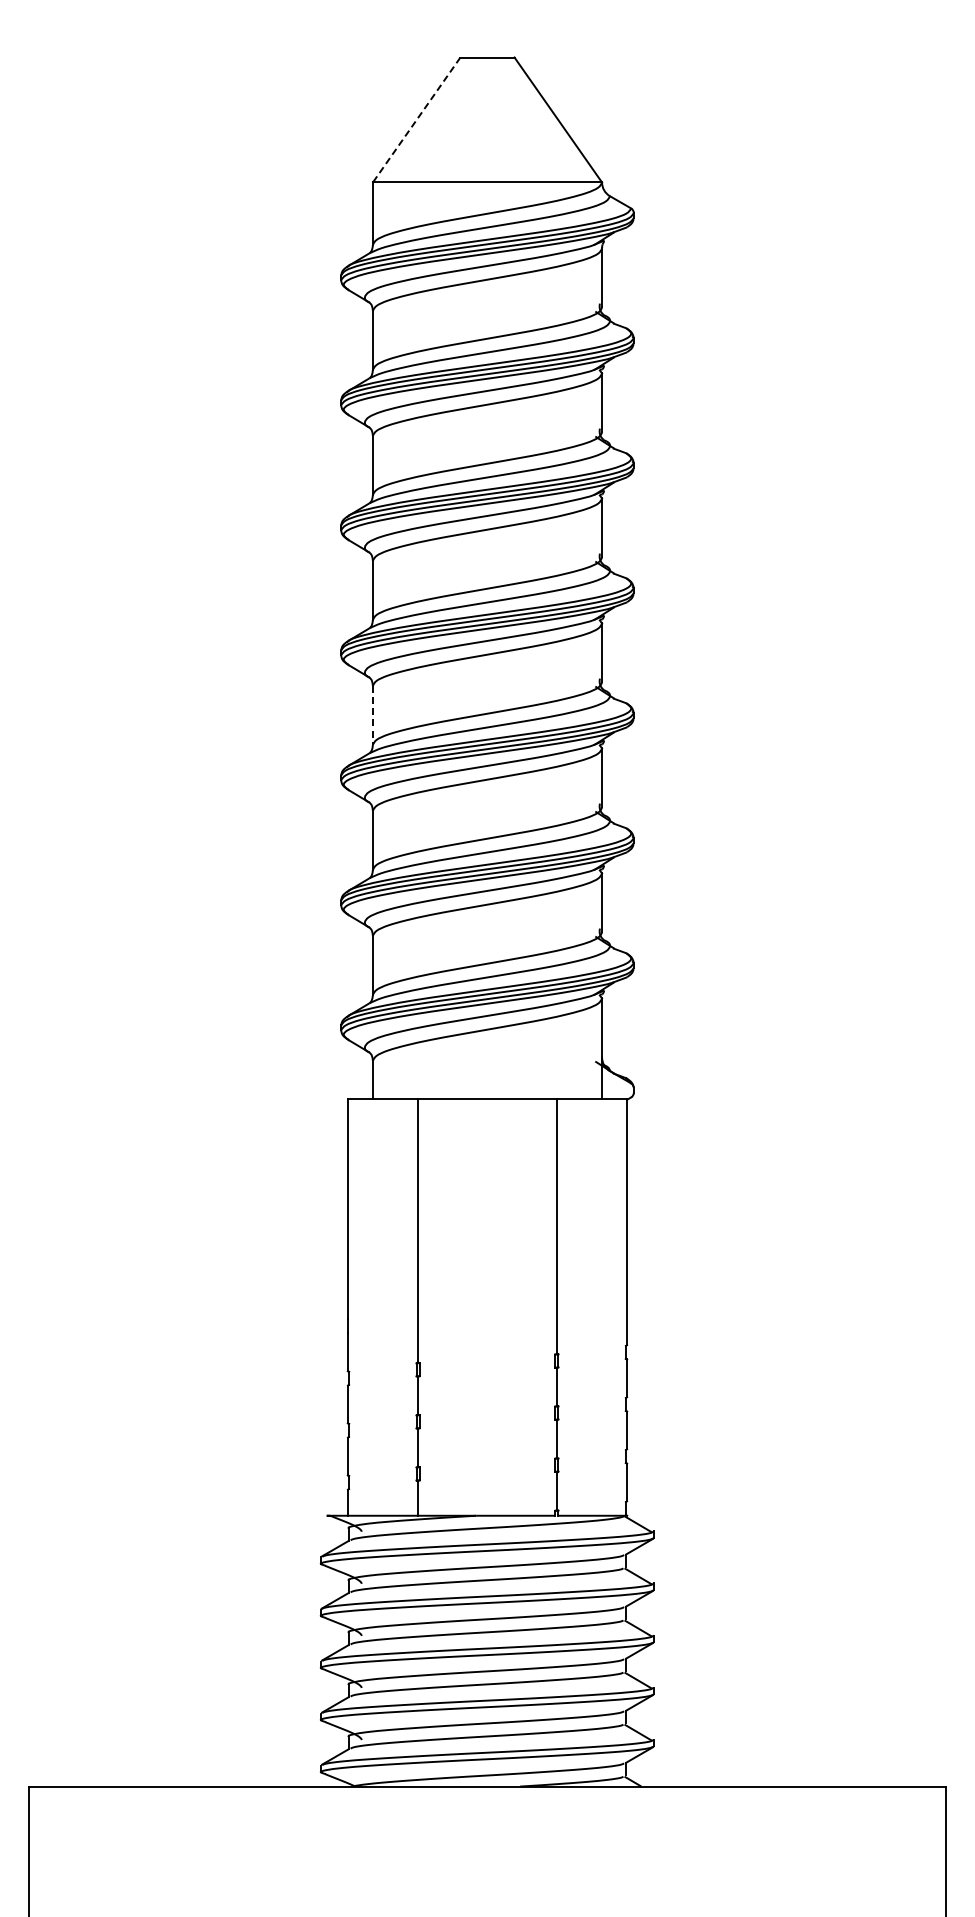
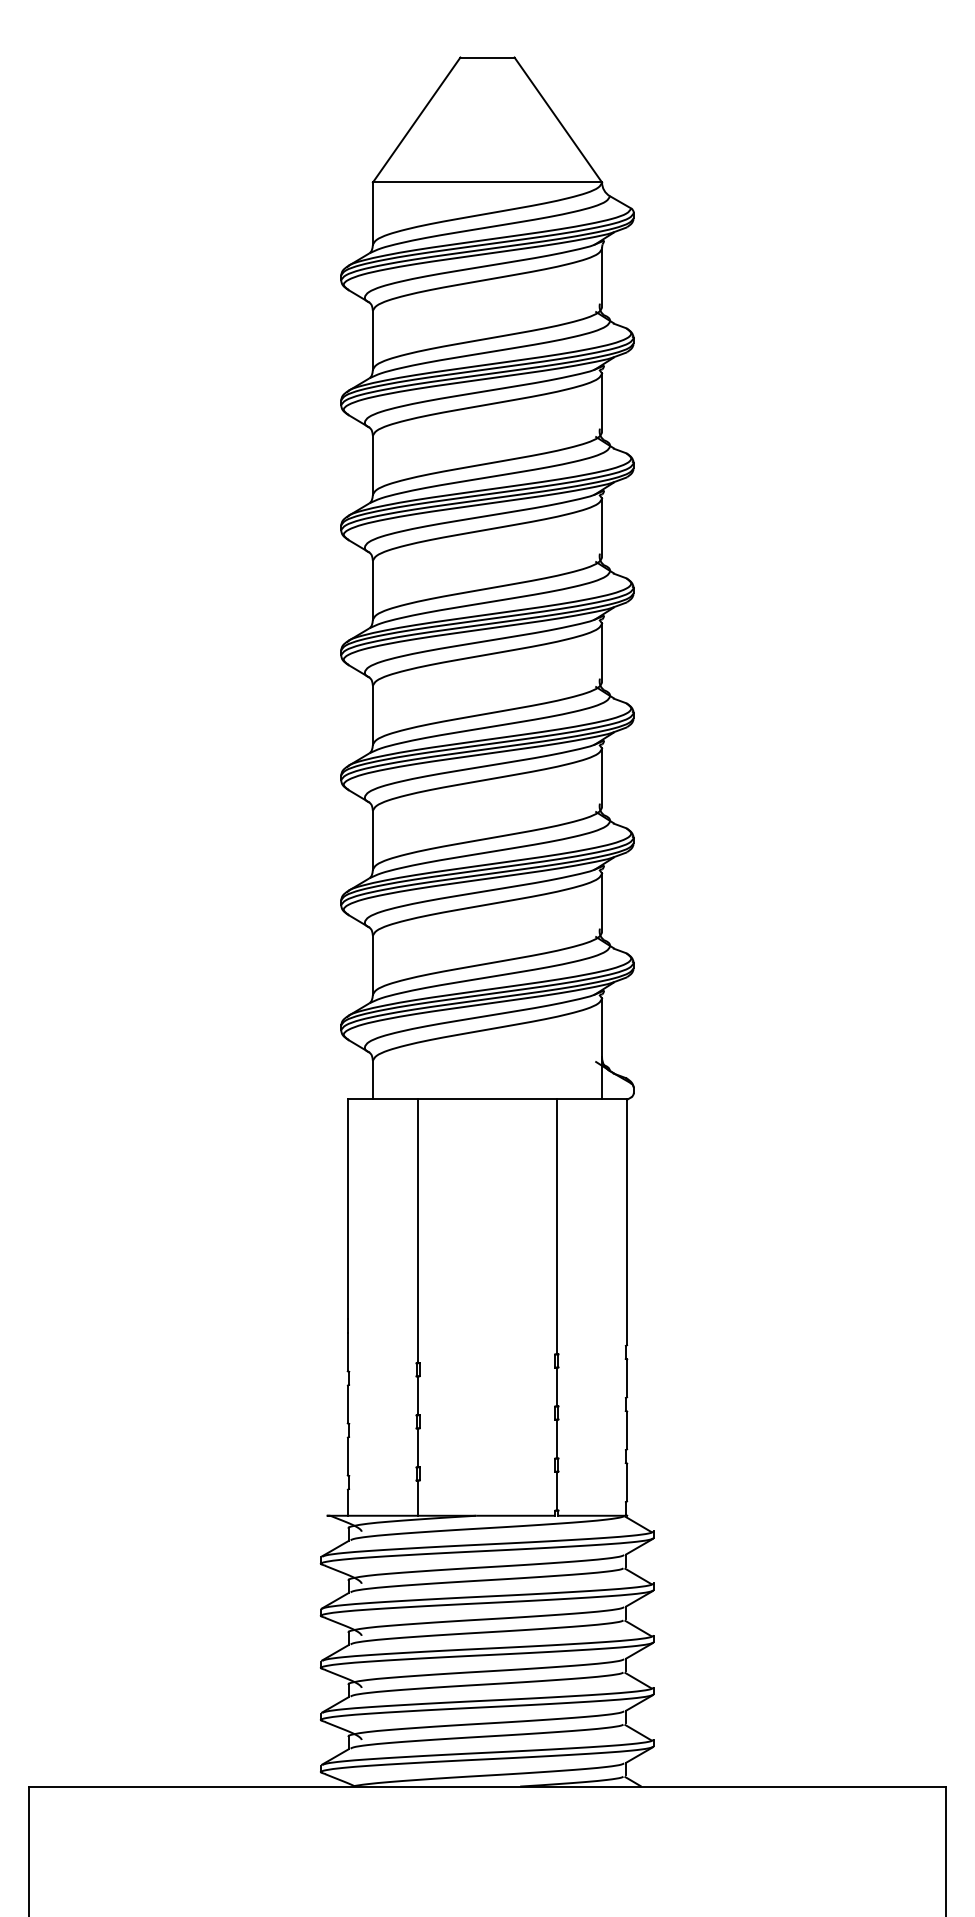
line: dashed -> solid (416, 120)
line: dashed -> solid (372, 715)
